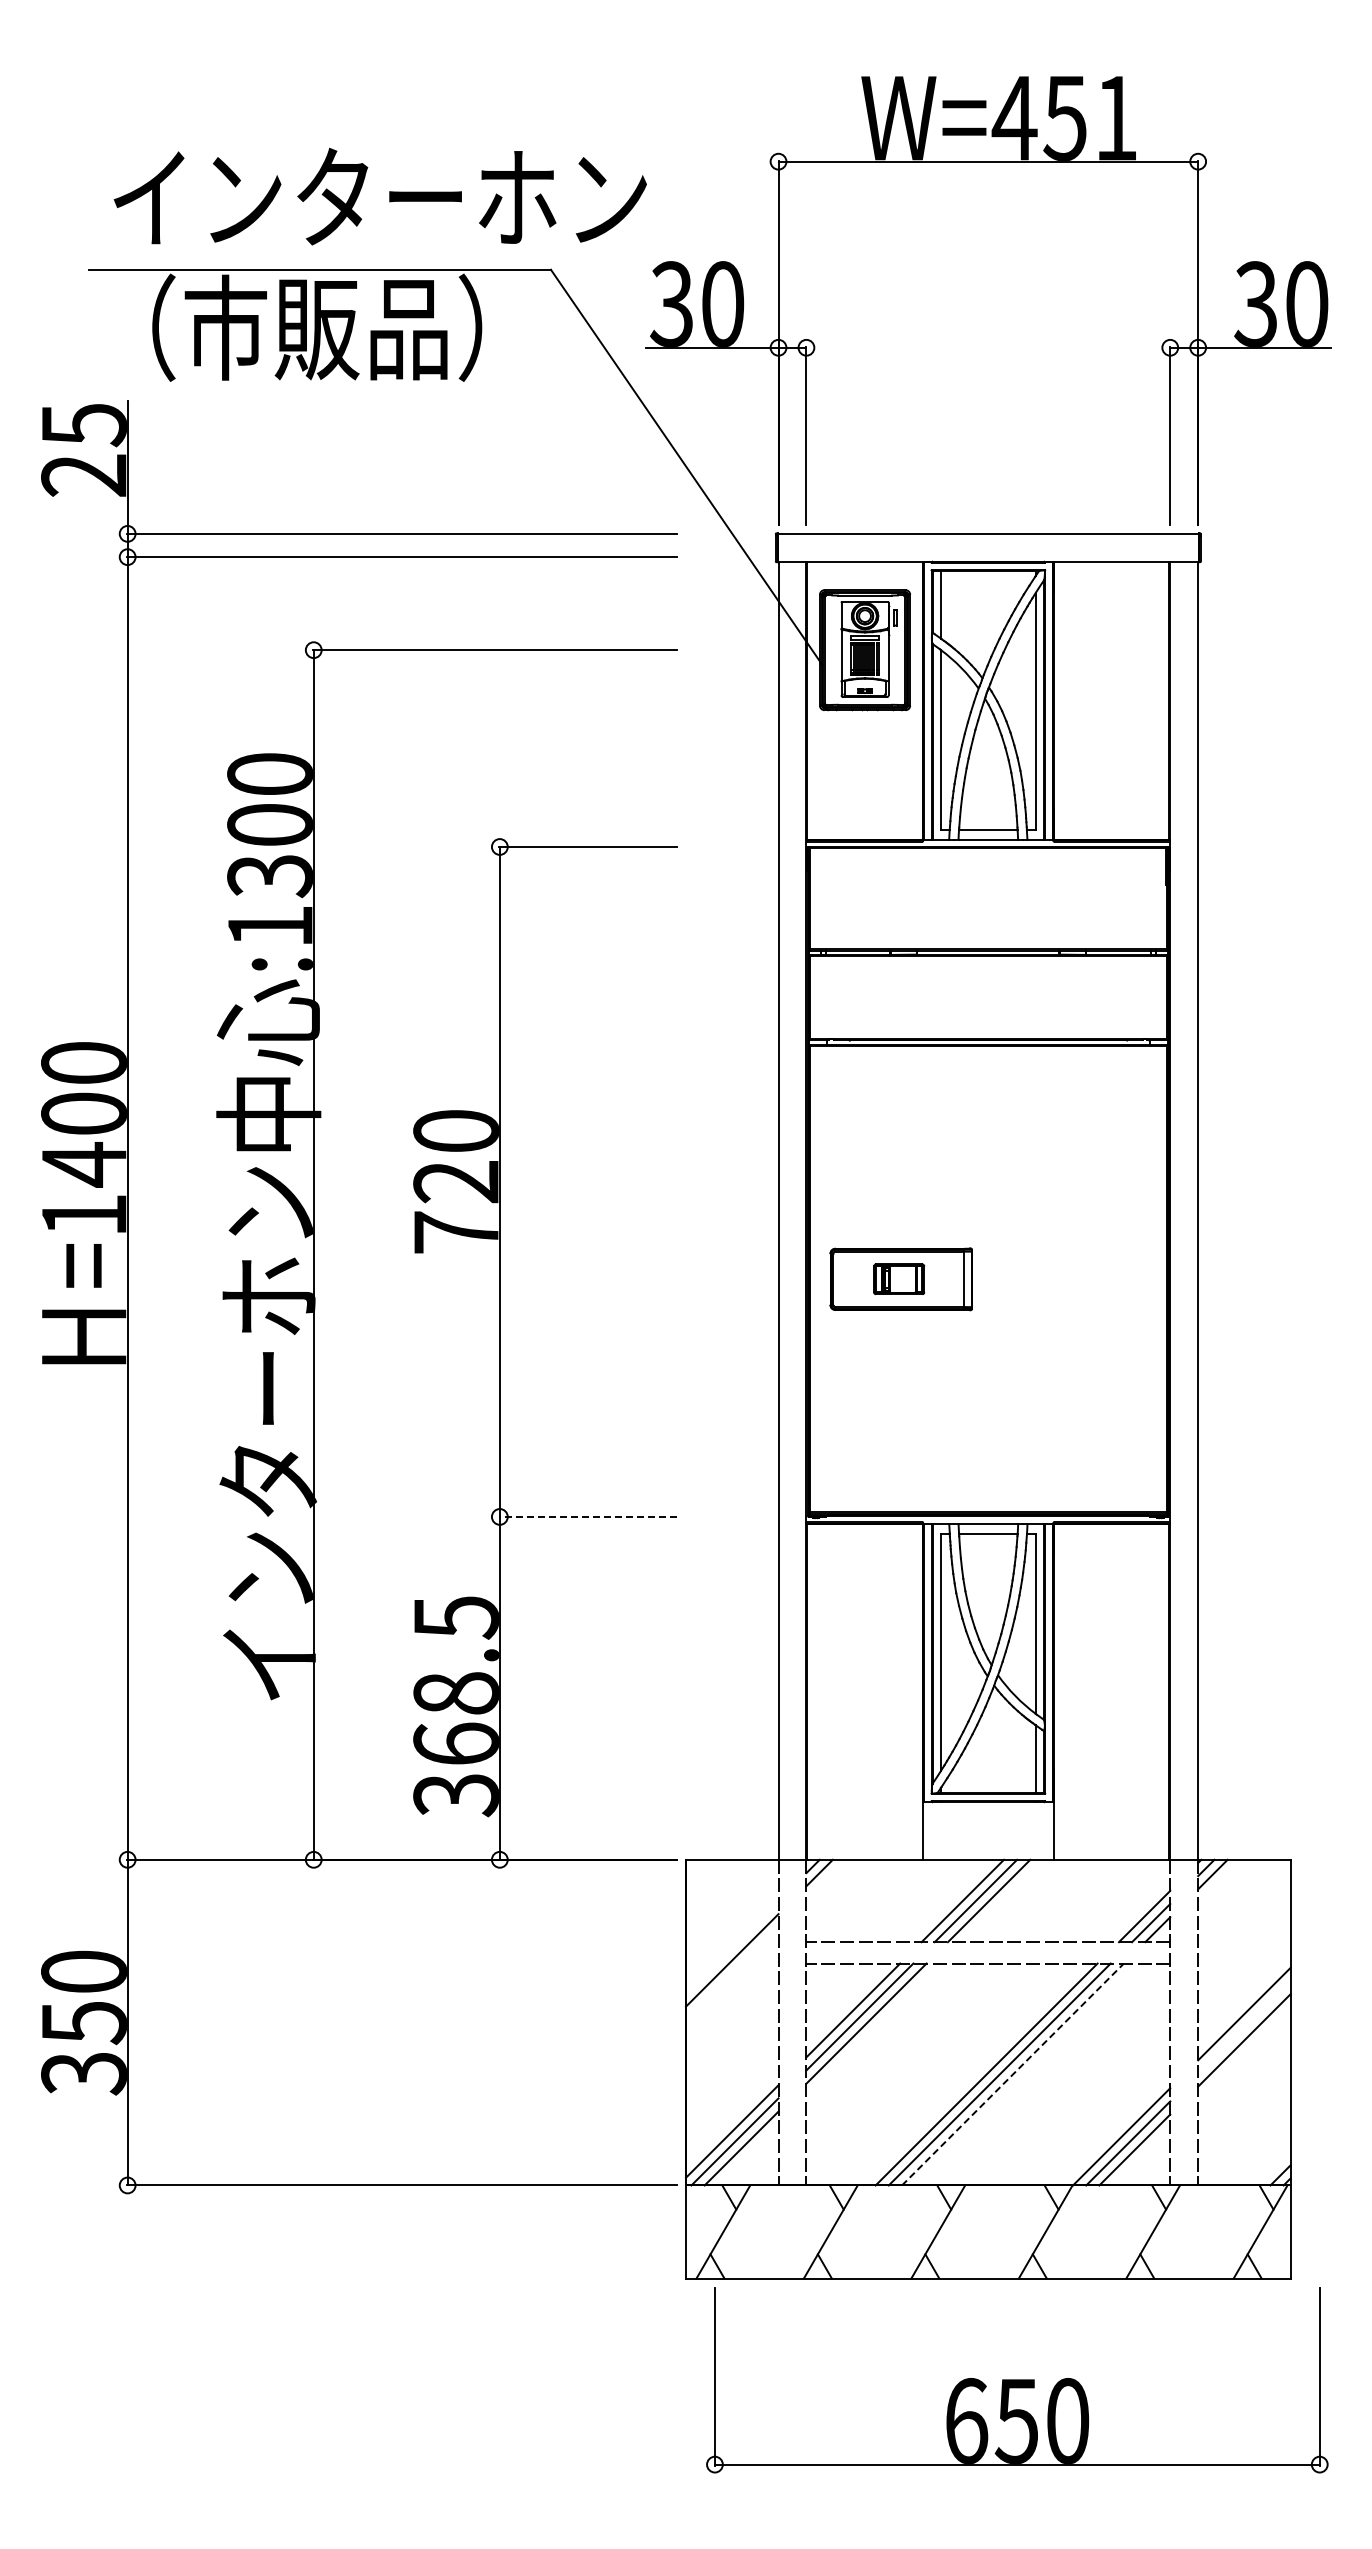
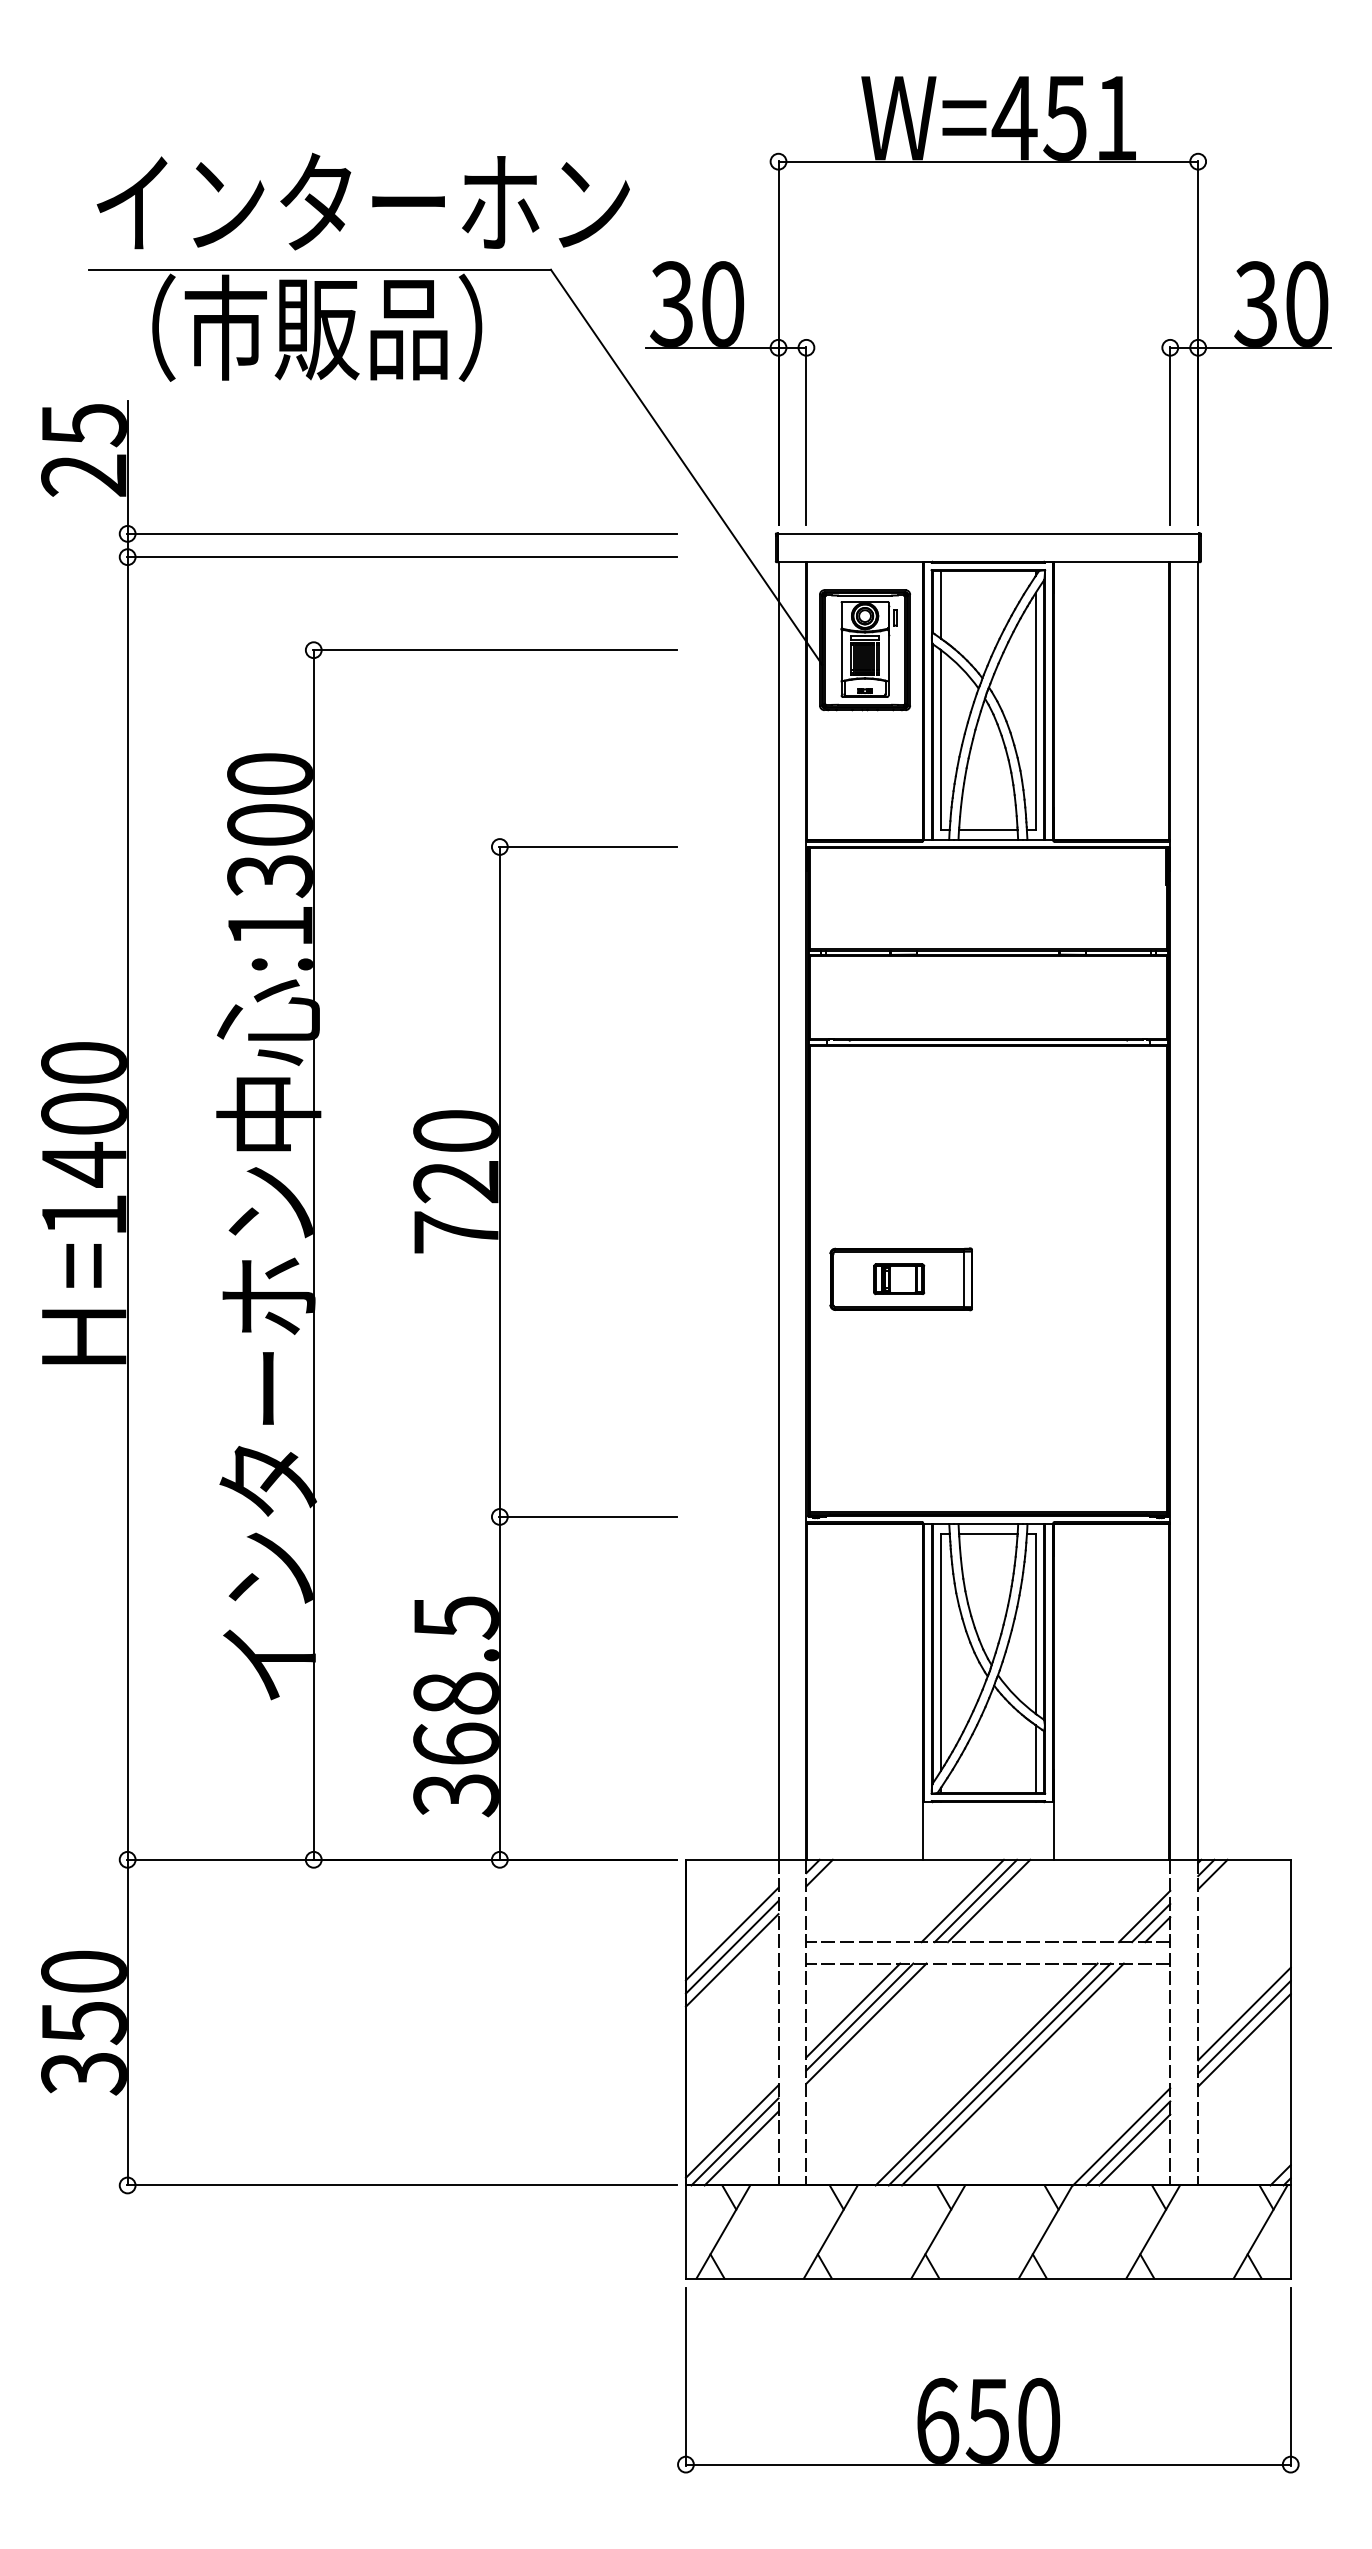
text position: (379, 196) -> (362, 201) (362, 201)
line: dashed -> solid (587, 1516)
line: none -> present (731, 1933)
line: none -> present (731, 1947)
line: none -> present (1244, 2026)
line: dashed -> solid (1012, 2074)
part position: (1017, 2380) -> (988, 2380) (988, 2380)
